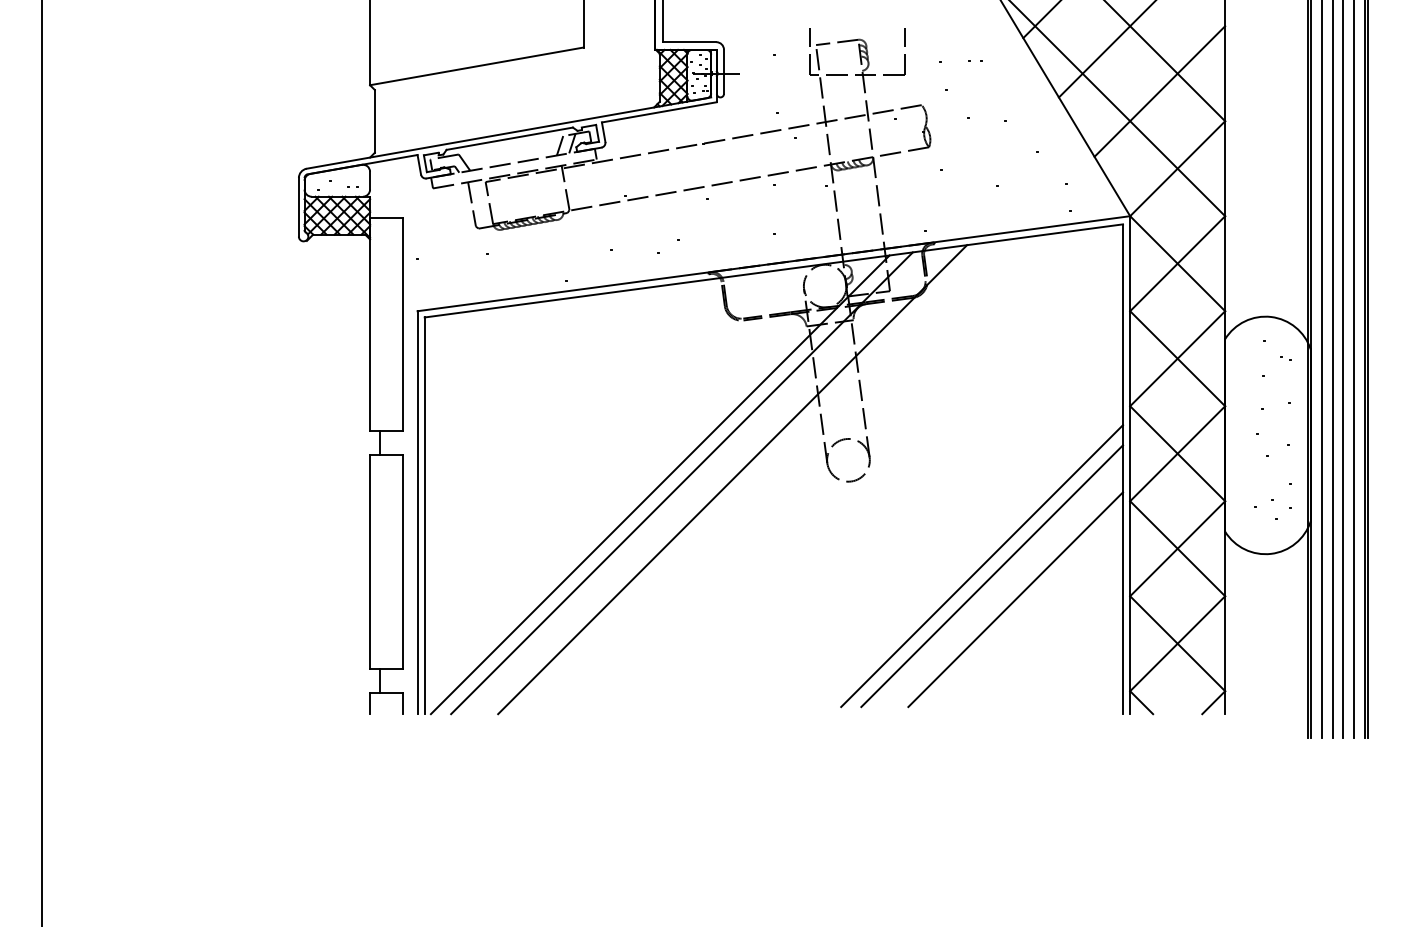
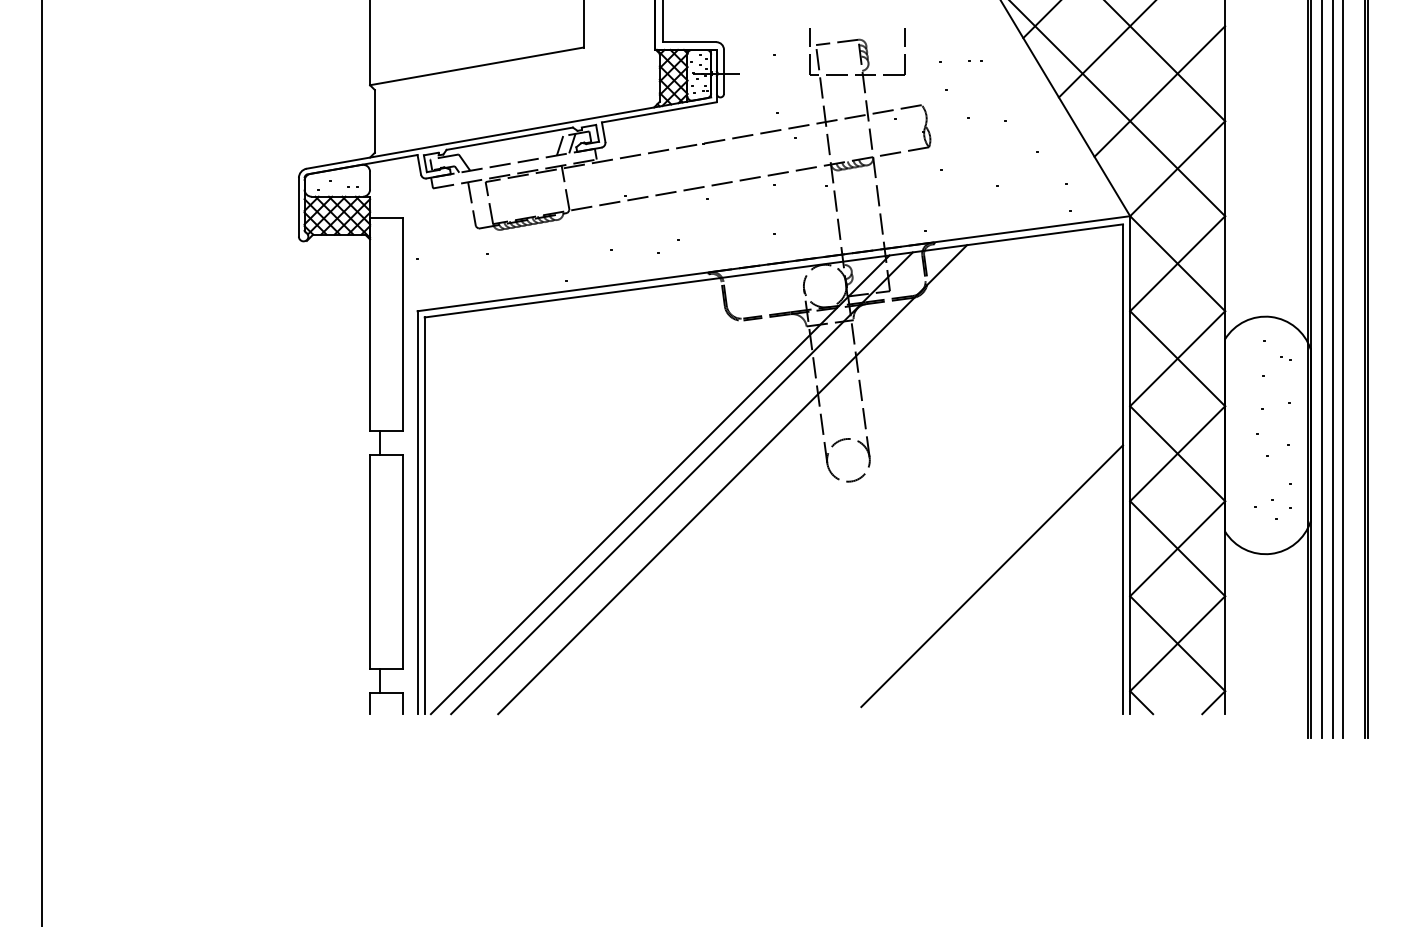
line: present -> none (1354, 369)
line: present -> none (982, 566)
line: present -> none (1015, 599)
